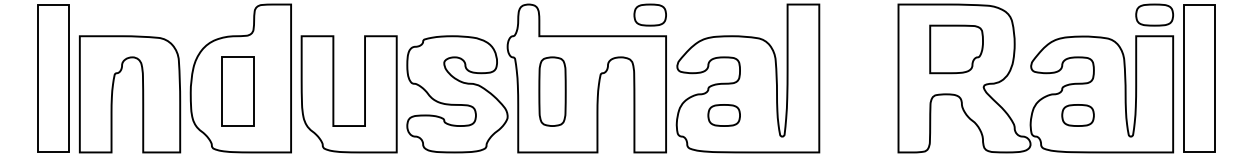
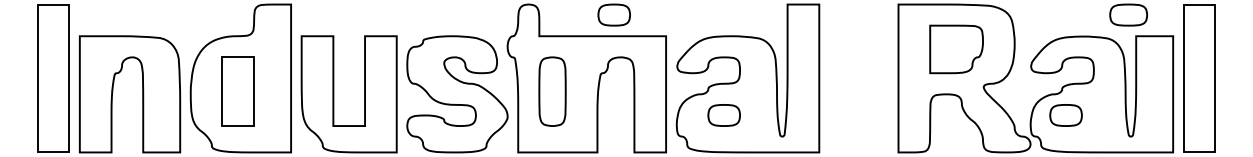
part position: (649, 14) -> (613, 14) (613, 14)
part position: (1154, 14) -> (1128, 14) (1128, 14)
part position: (1077, 115) -> (1065, 115) (1065, 115)
